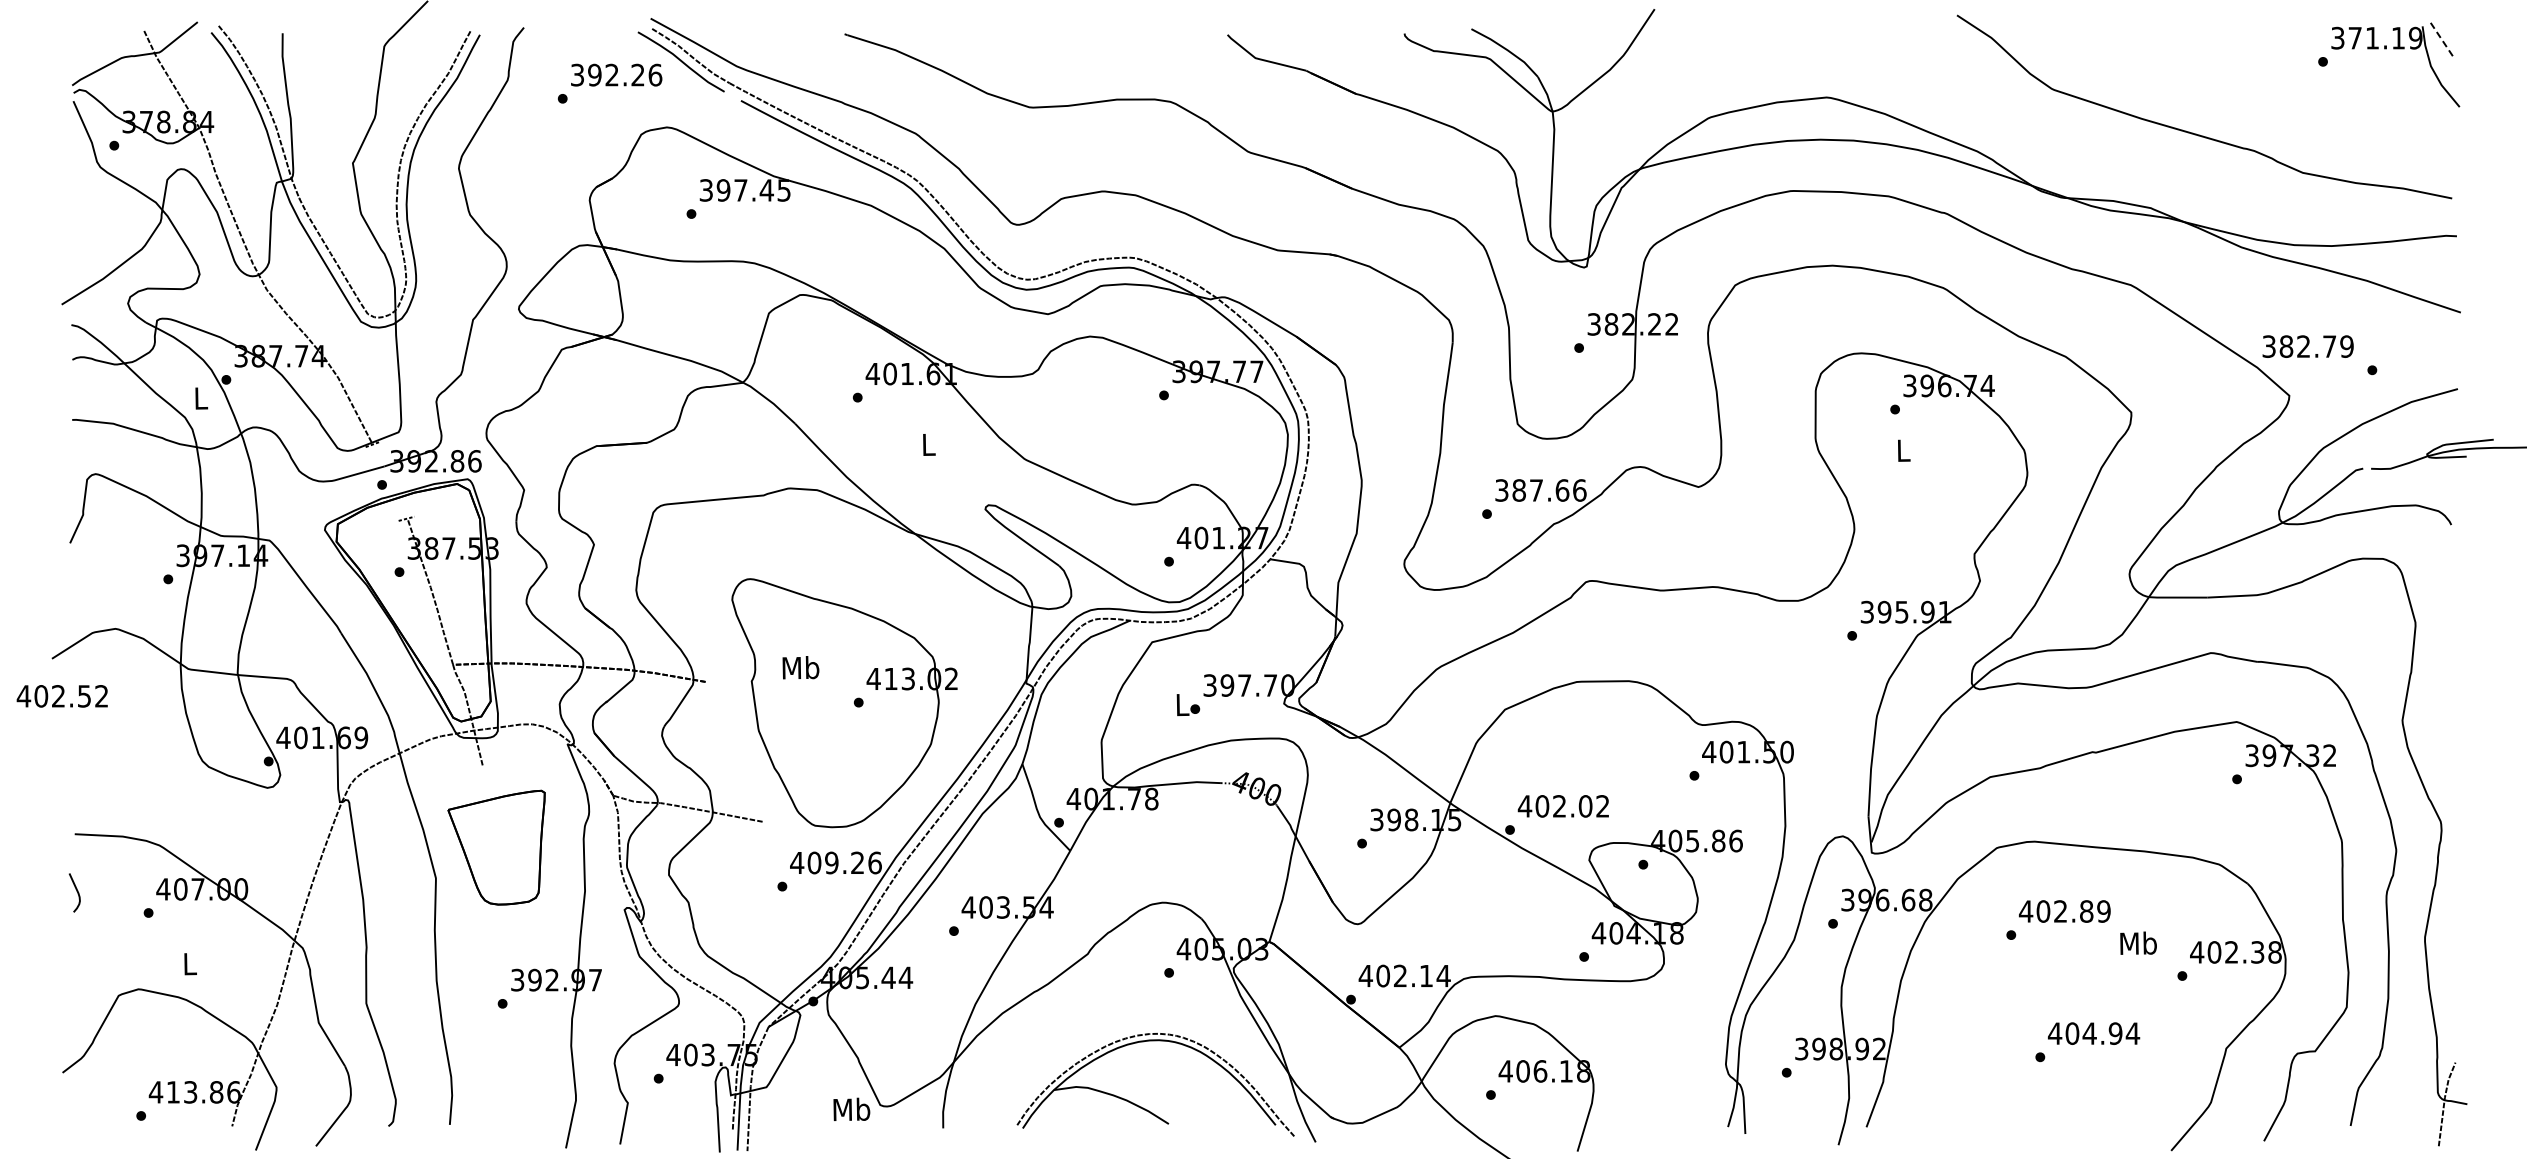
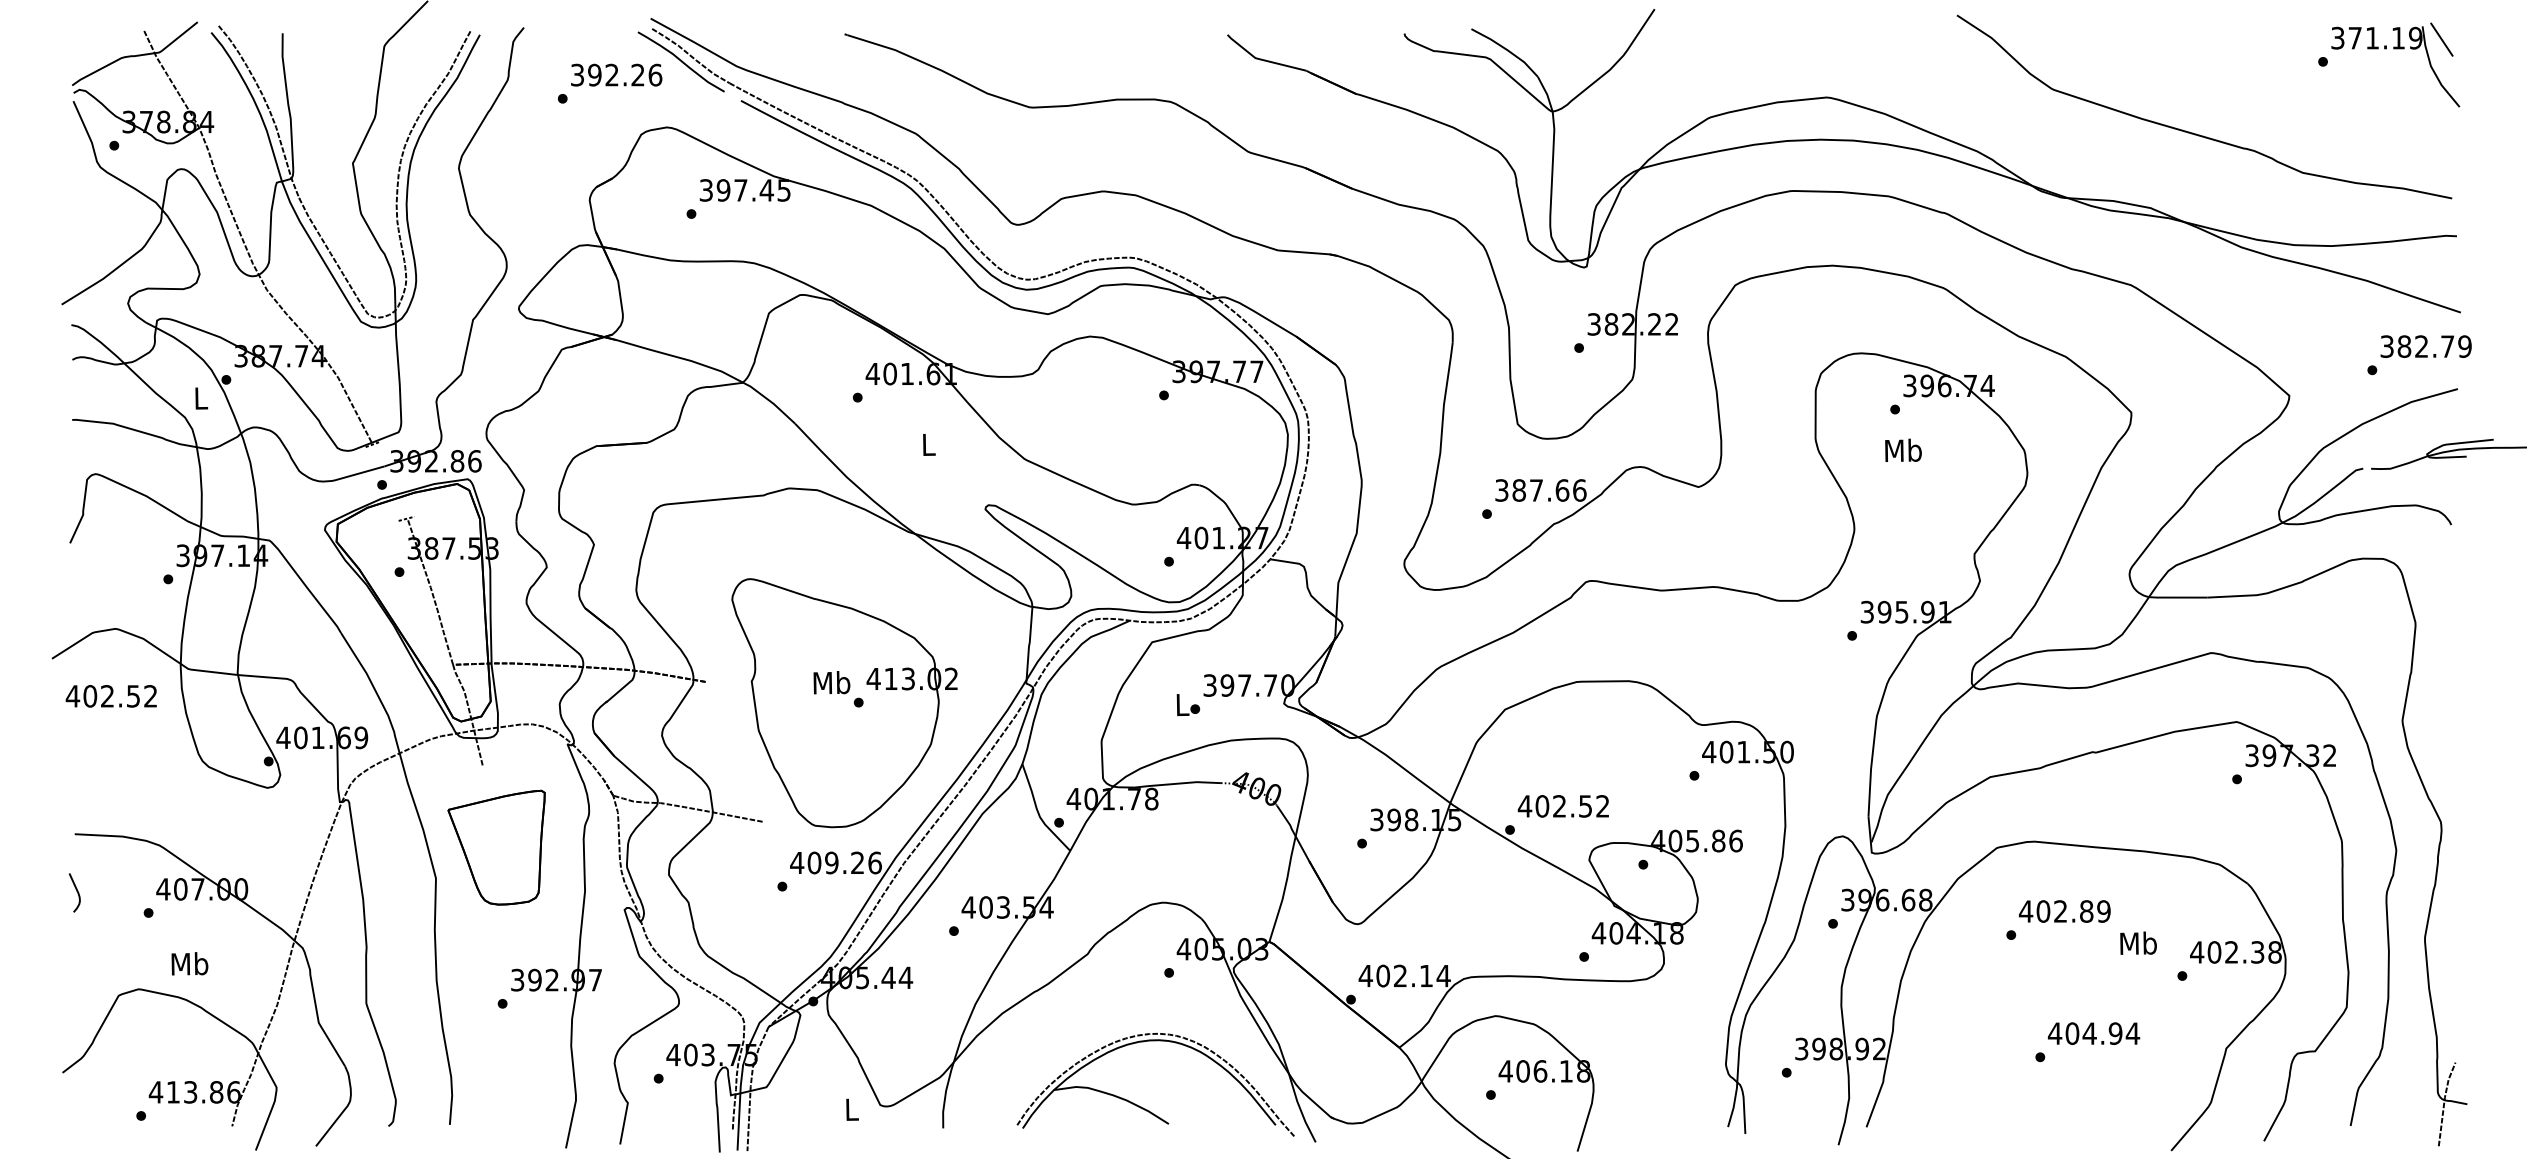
line: dashed -> solid (2442, 40)
text position: (2307, 346) -> (2425, 346) (2425, 346)
text: L -> Mb (1903, 449)
text position: (800, 667) -> (831, 682) (831, 682)
text position: (61, 696) -> (110, 696) (110, 696)
text: 402.02 -> 402.52 (1585, 806)
text: L -> Mb (189, 963)
text: Mb -> L (851, 1109)
